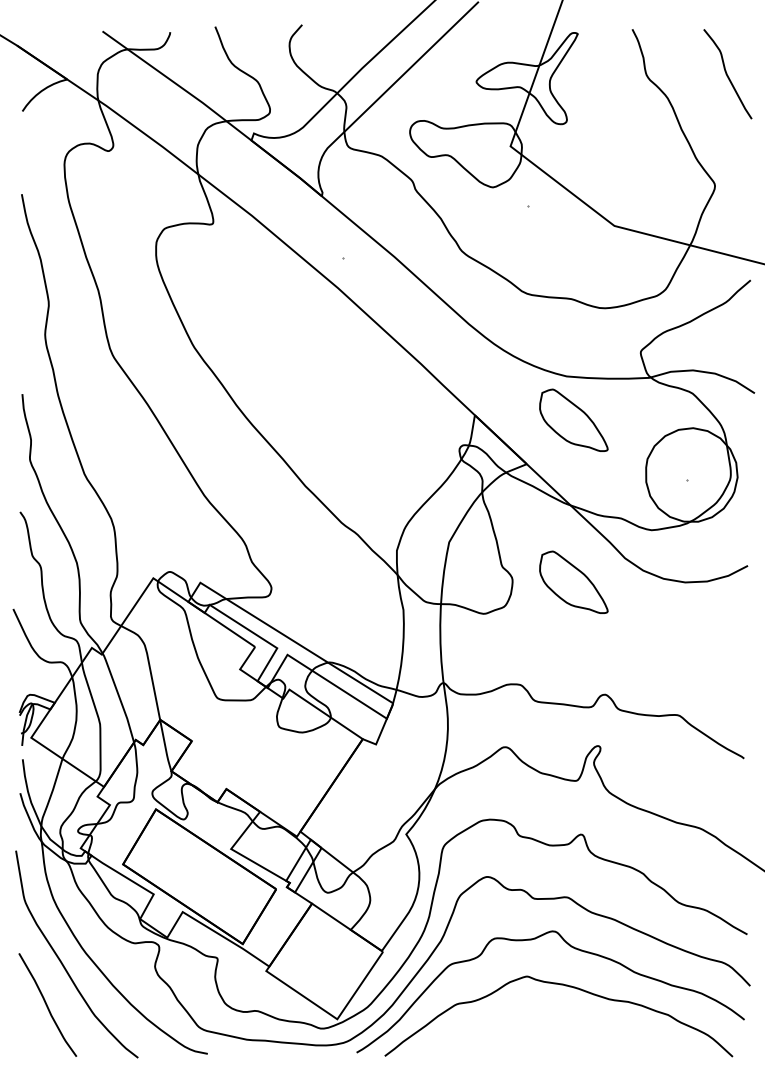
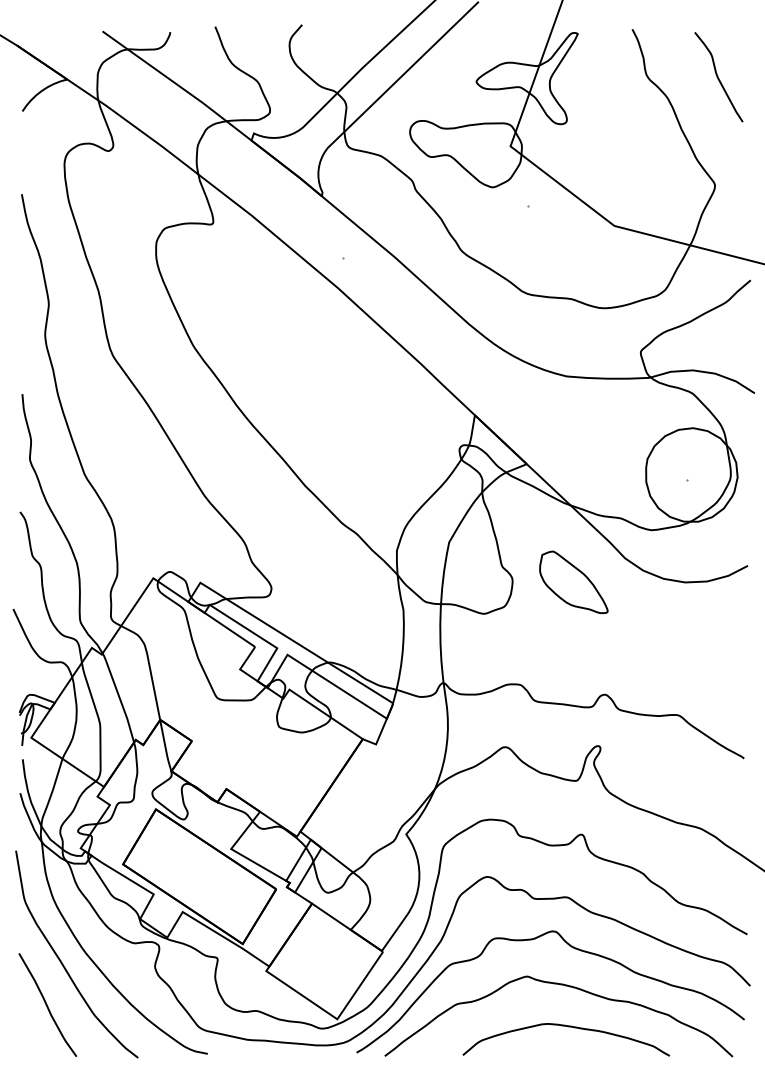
curve position: (727, 74) -> (718, 77) (718, 77)
part: present -> none (573, 419)
curve: none -> present (568, 1027)
